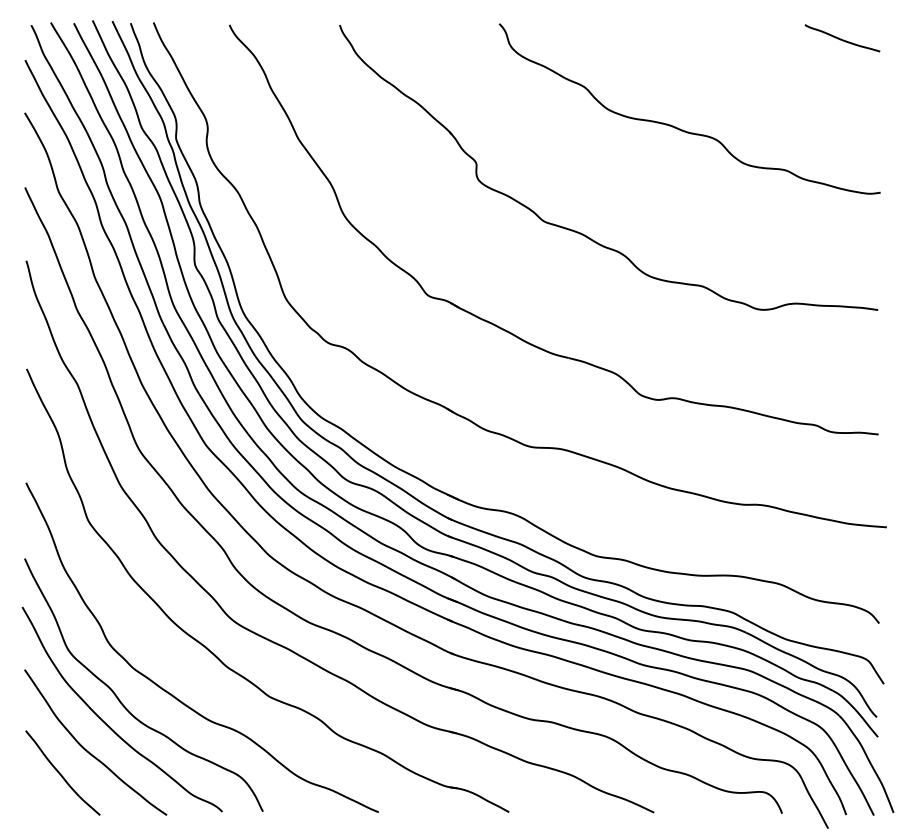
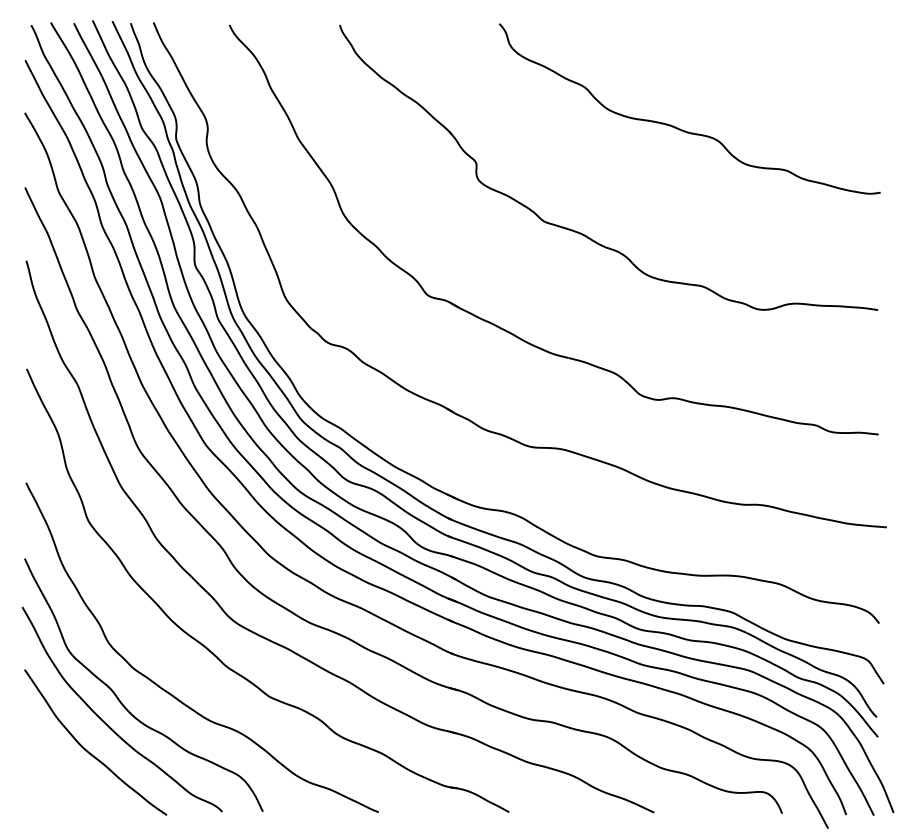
curve: present -> none (841, 38)
curve: present -> none (60, 772)
